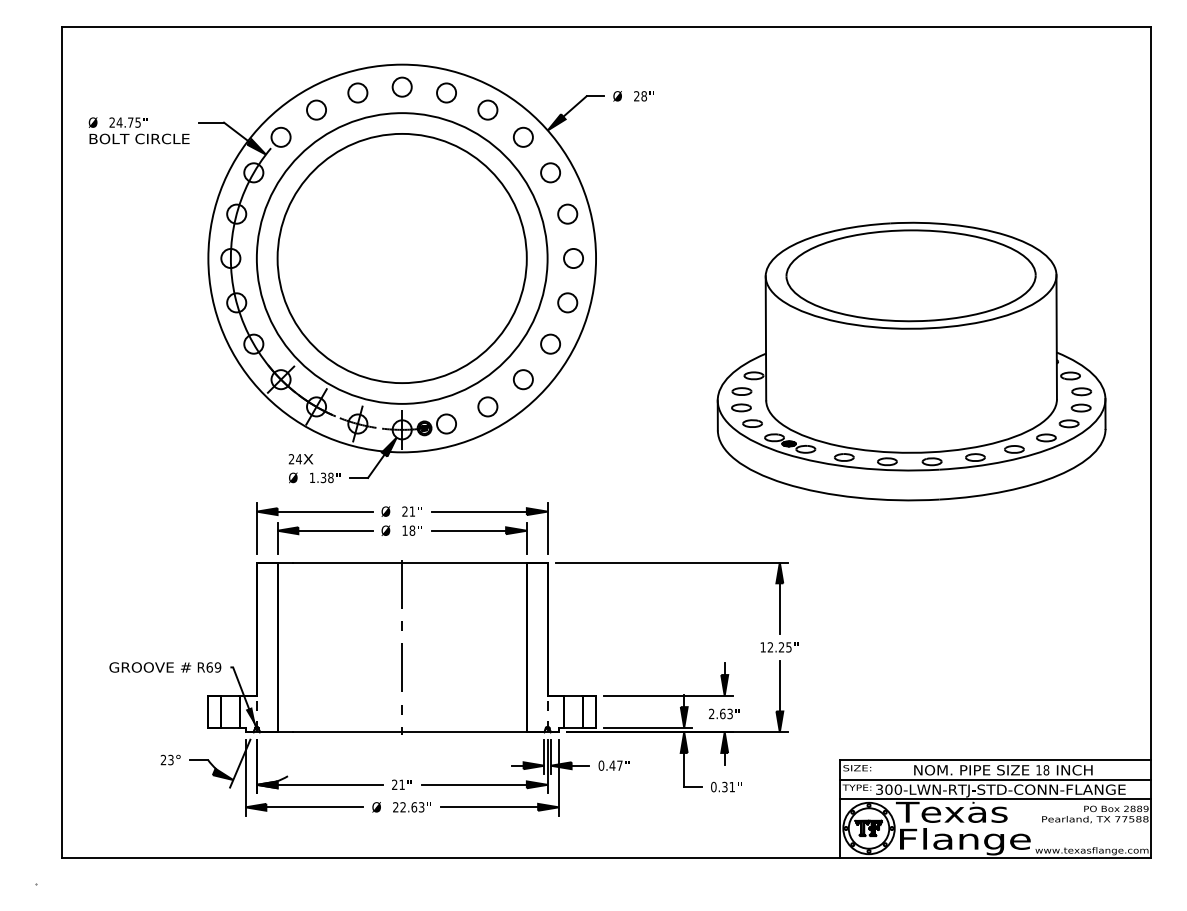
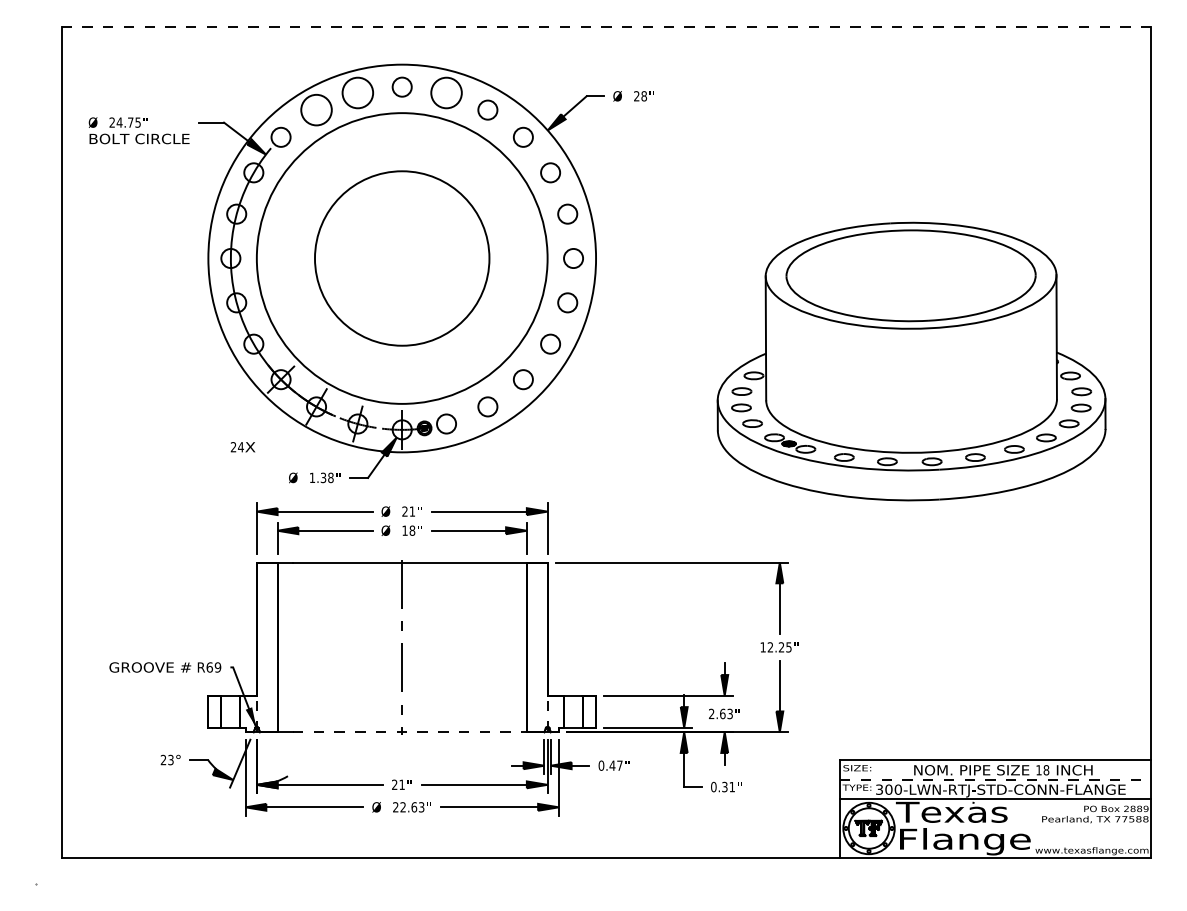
line: solid -> dashed (606, 27)
circle diameter: 19 px -> 31 px (357, 92)
circle diameter: 19 px -> 31 px (446, 92)
circle diameter: 19 px -> 31 px (316, 109)
circle diameter: 249 px -> 174 px (401, 258)
text position: (300, 459) -> (242, 447) (242, 447)
line: solid -> dashed (409, 732)
line: solid -> dashed (995, 779)
